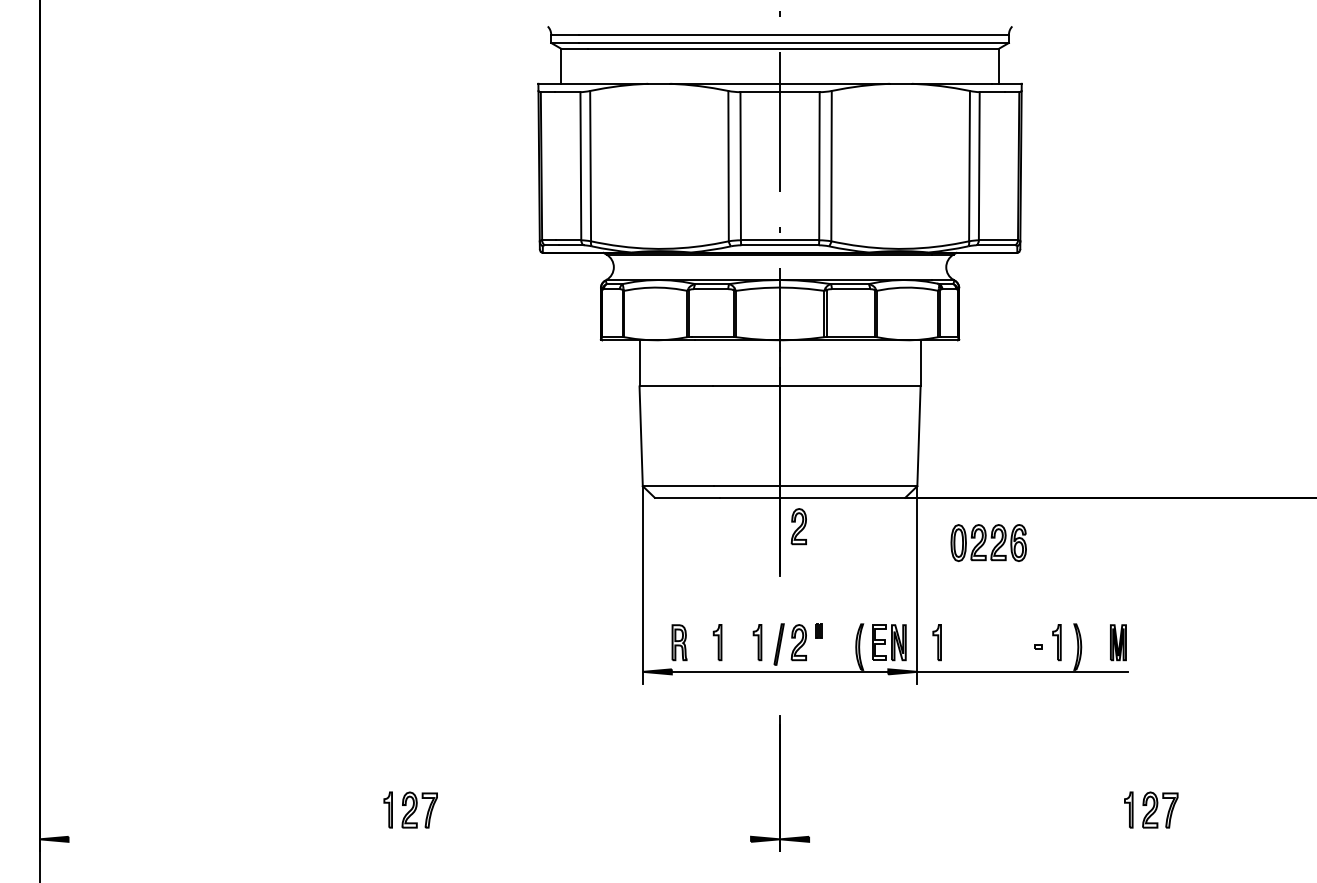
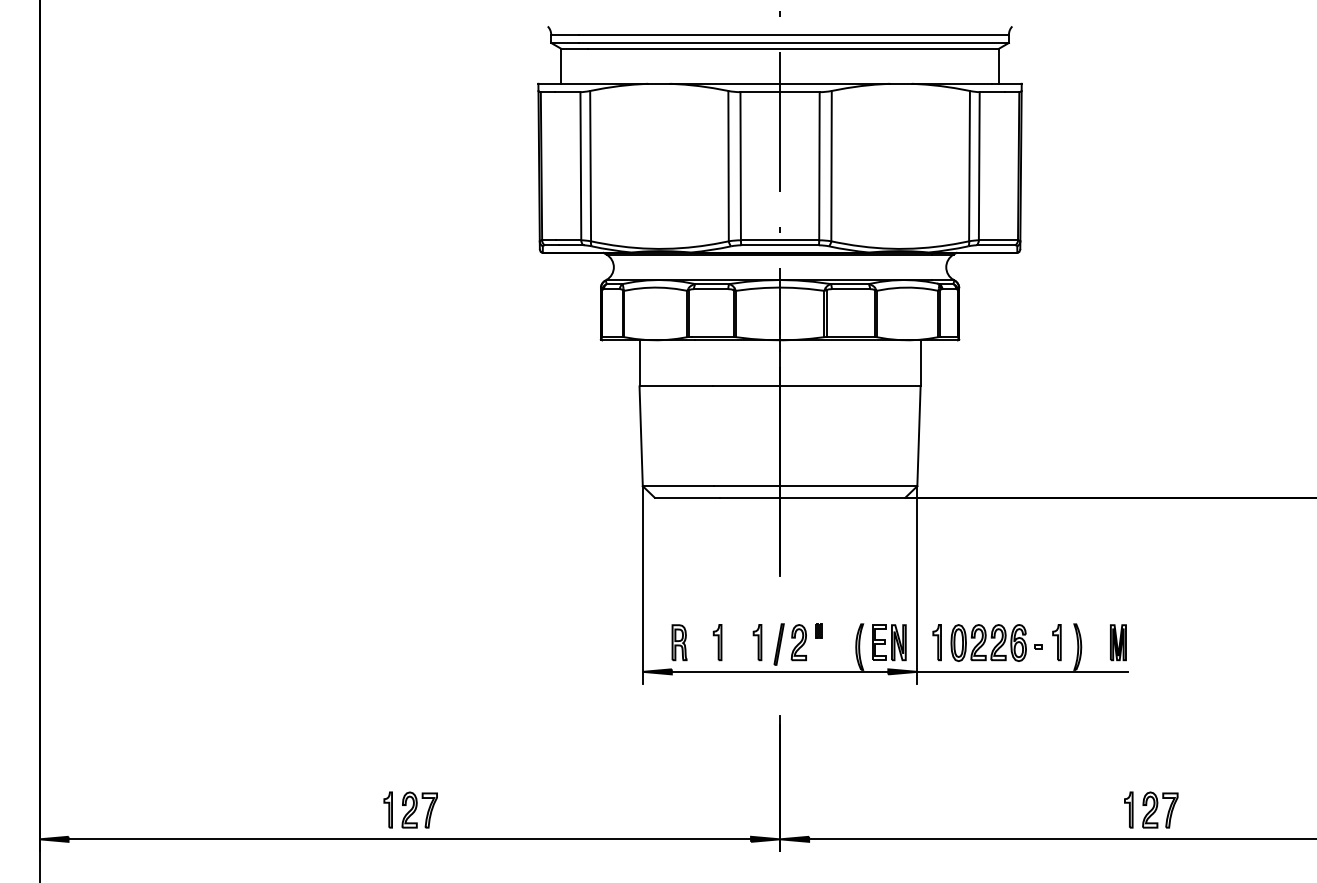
part: present -> none (798, 526)
part position: (988, 542) -> (988, 642) (988, 642)
line: none -> present (409, 839)
line: none -> present (1061, 839)
